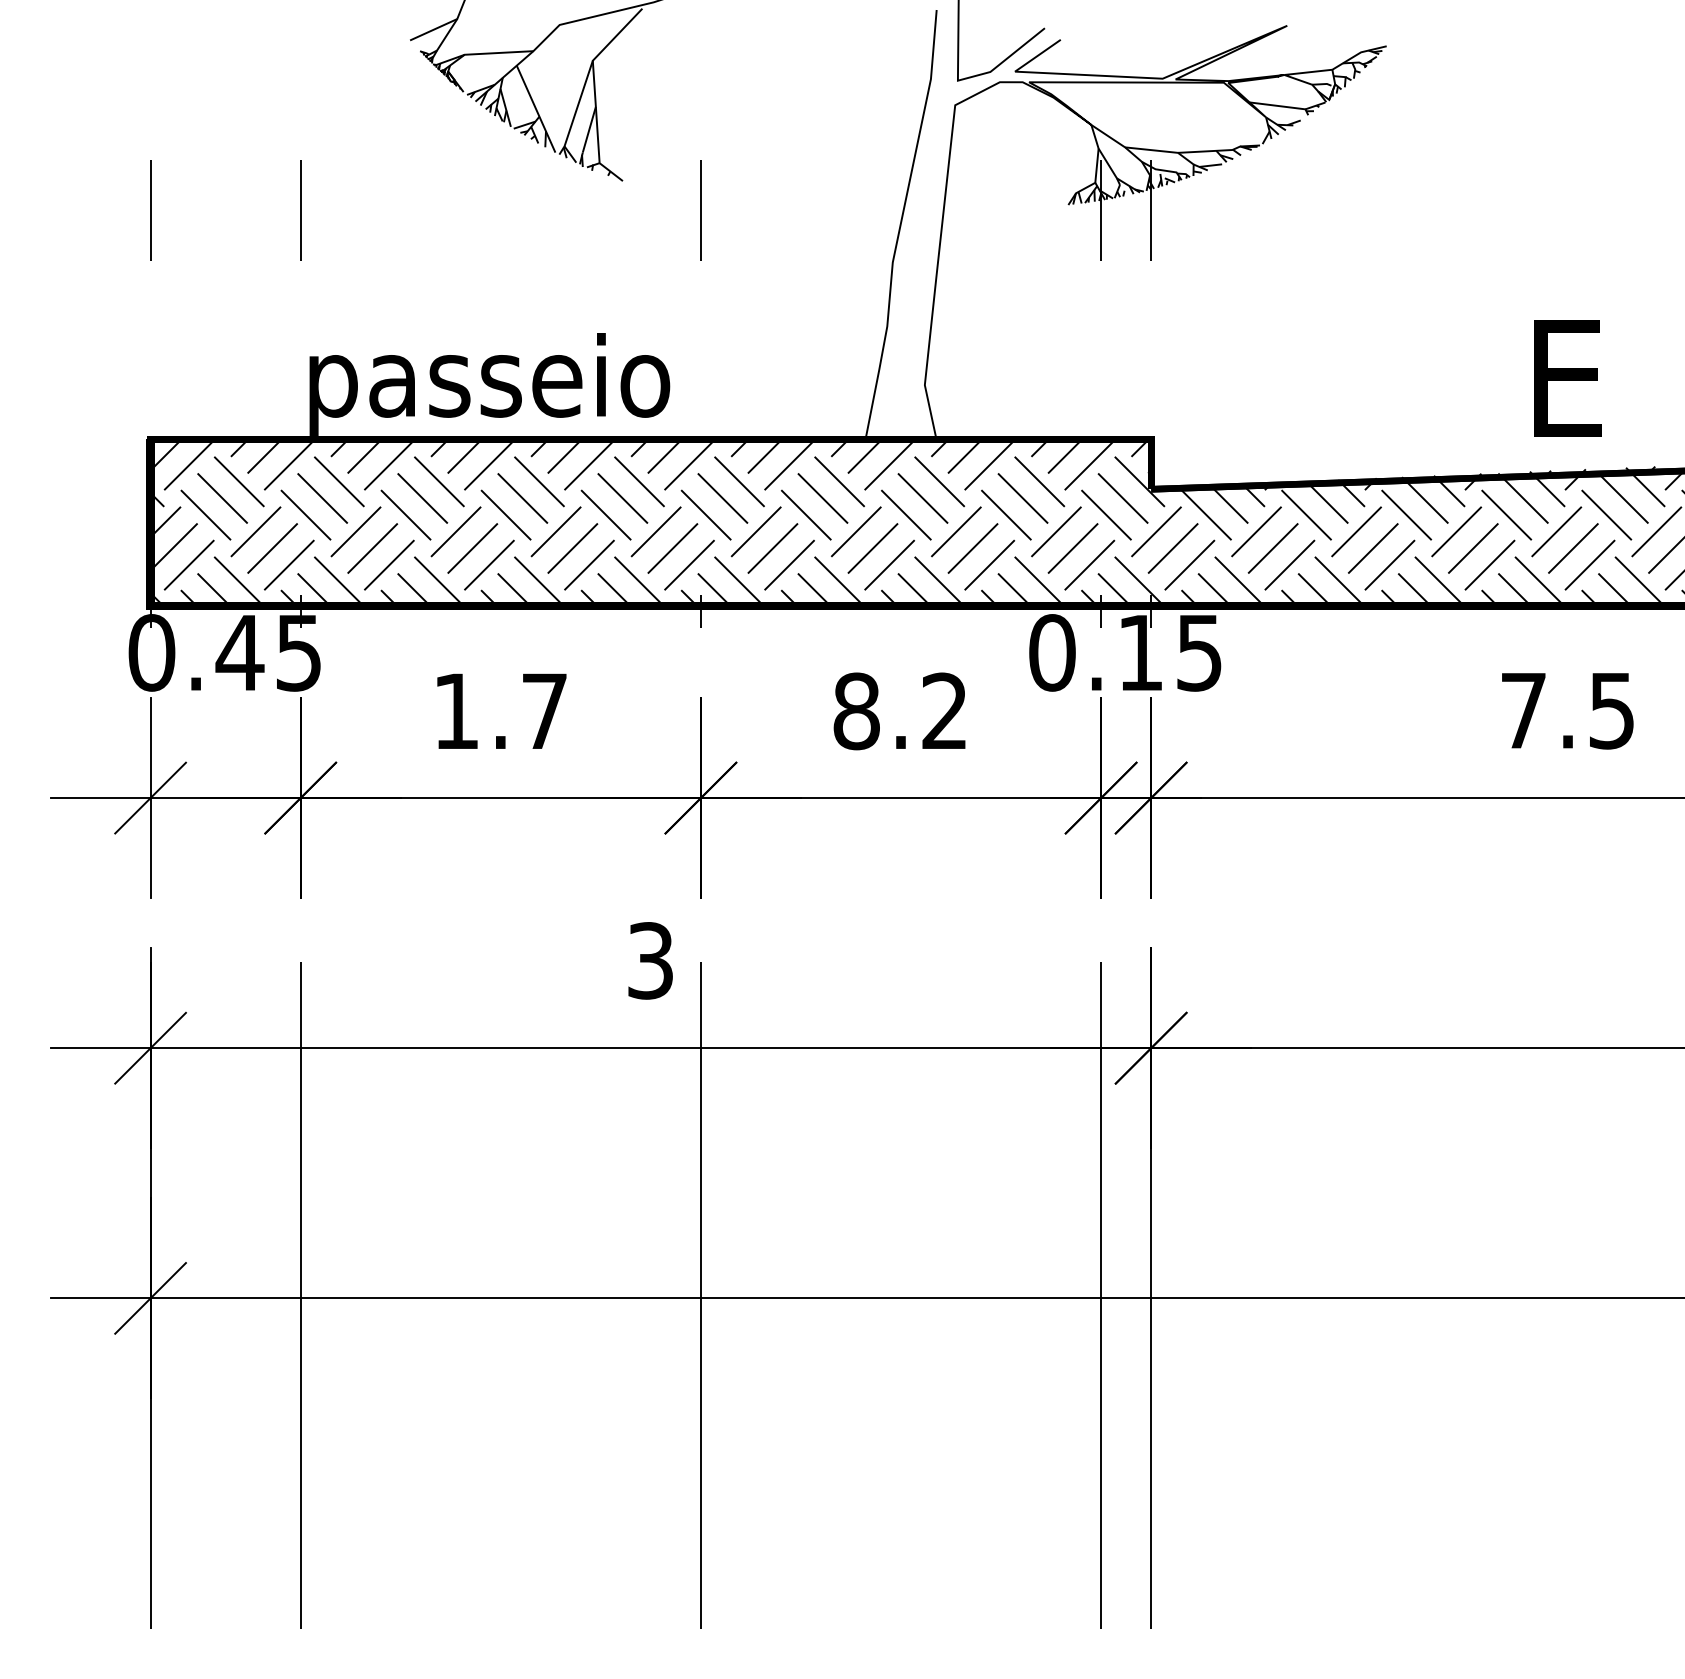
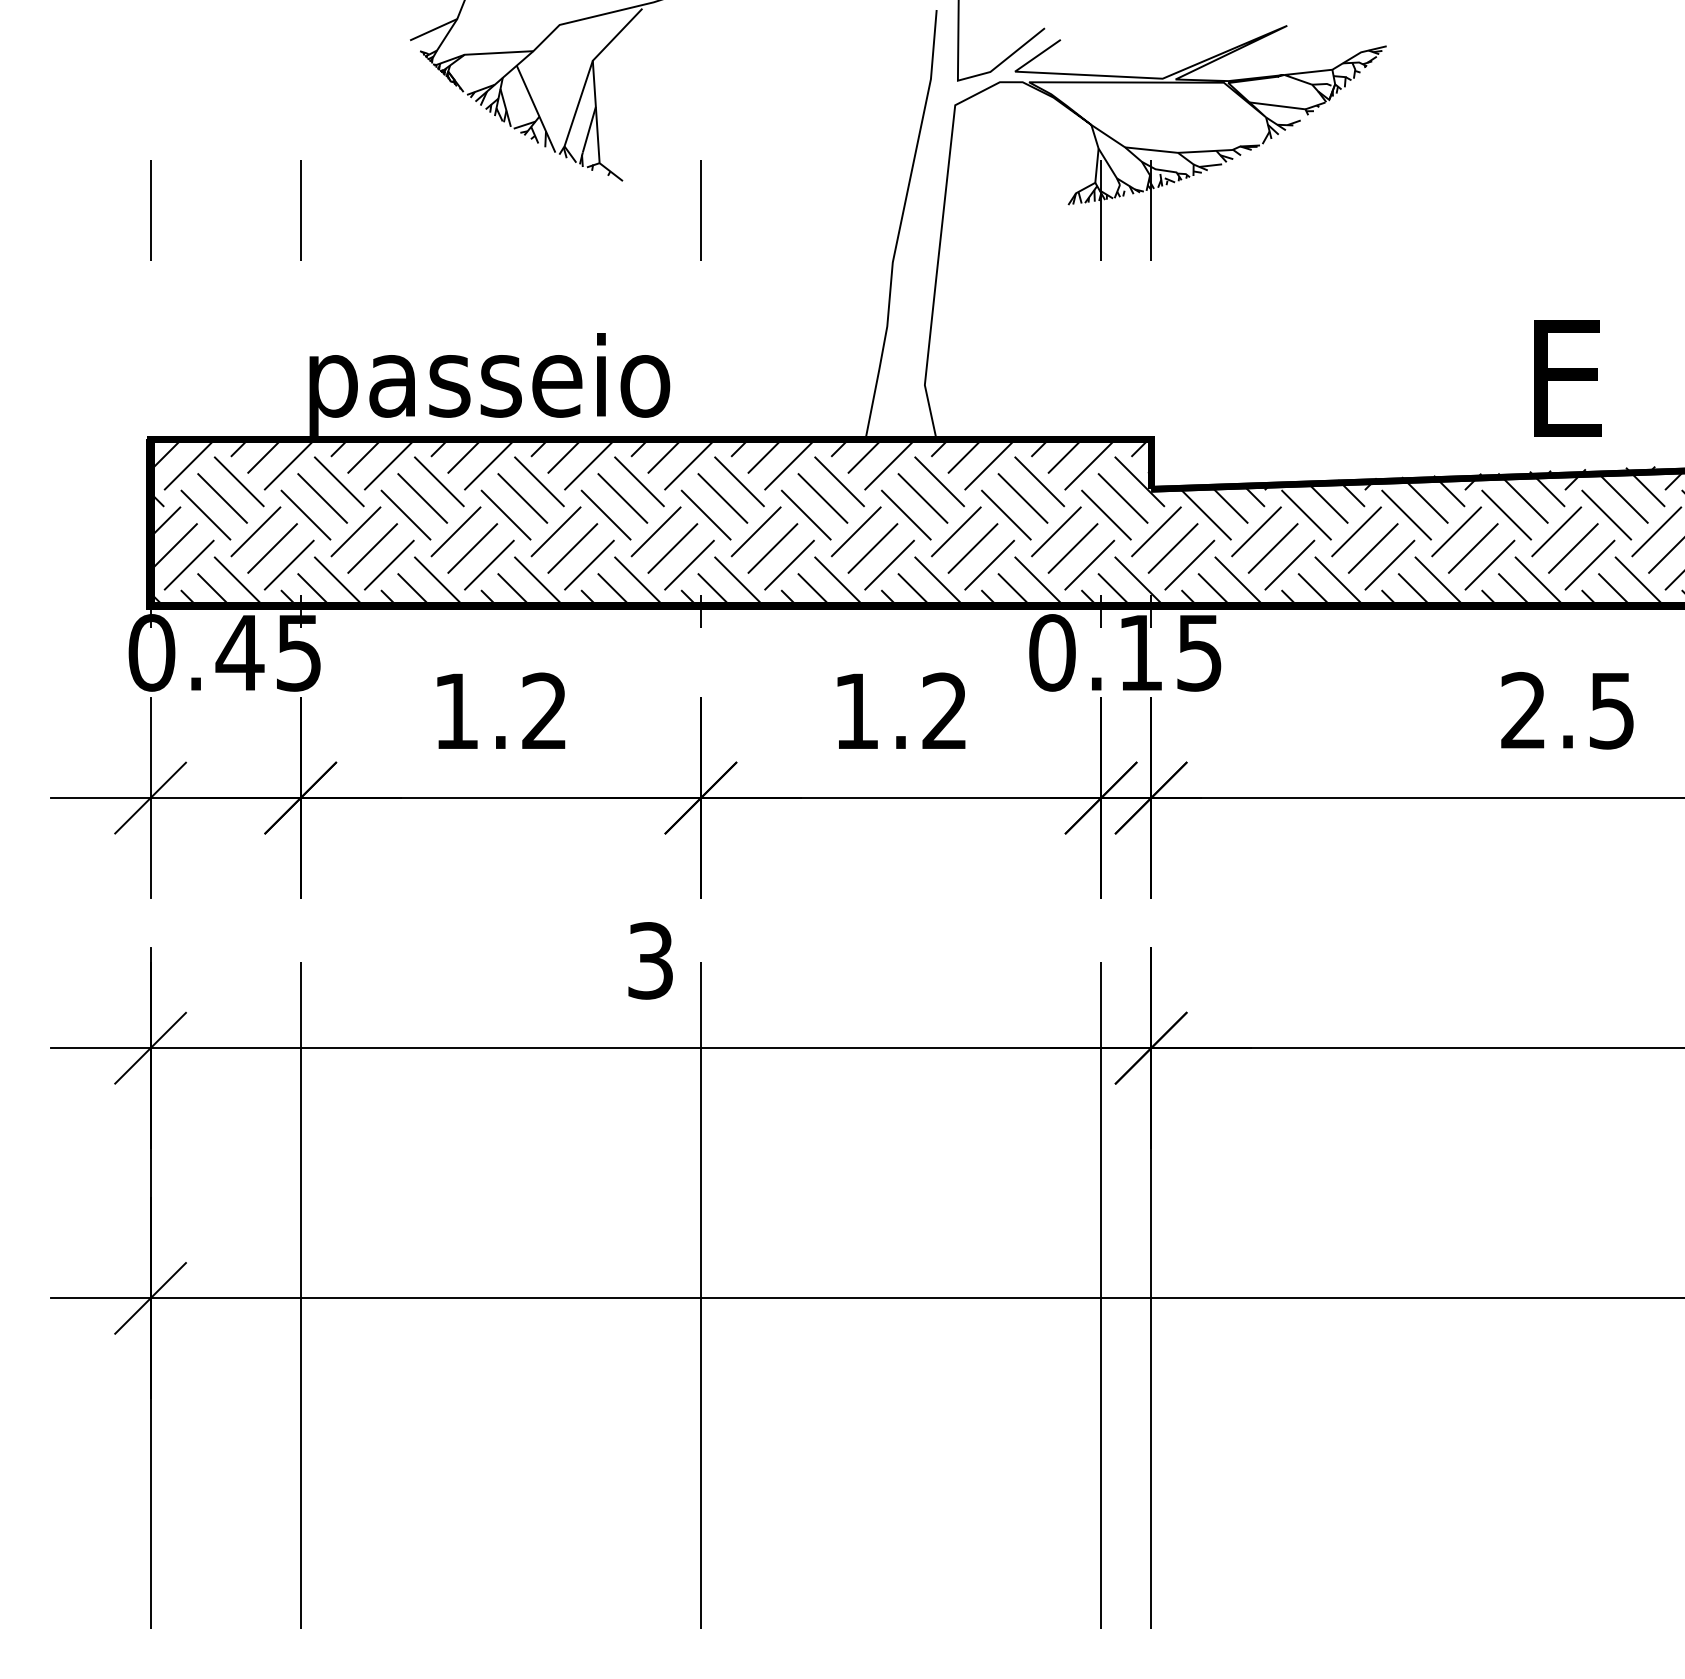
text: 7.5 -> 2.5 (1523, 709)
text: 1.7 -> 1.2 (544, 710)
text: 8.2 -> 1.2 (856, 711)
